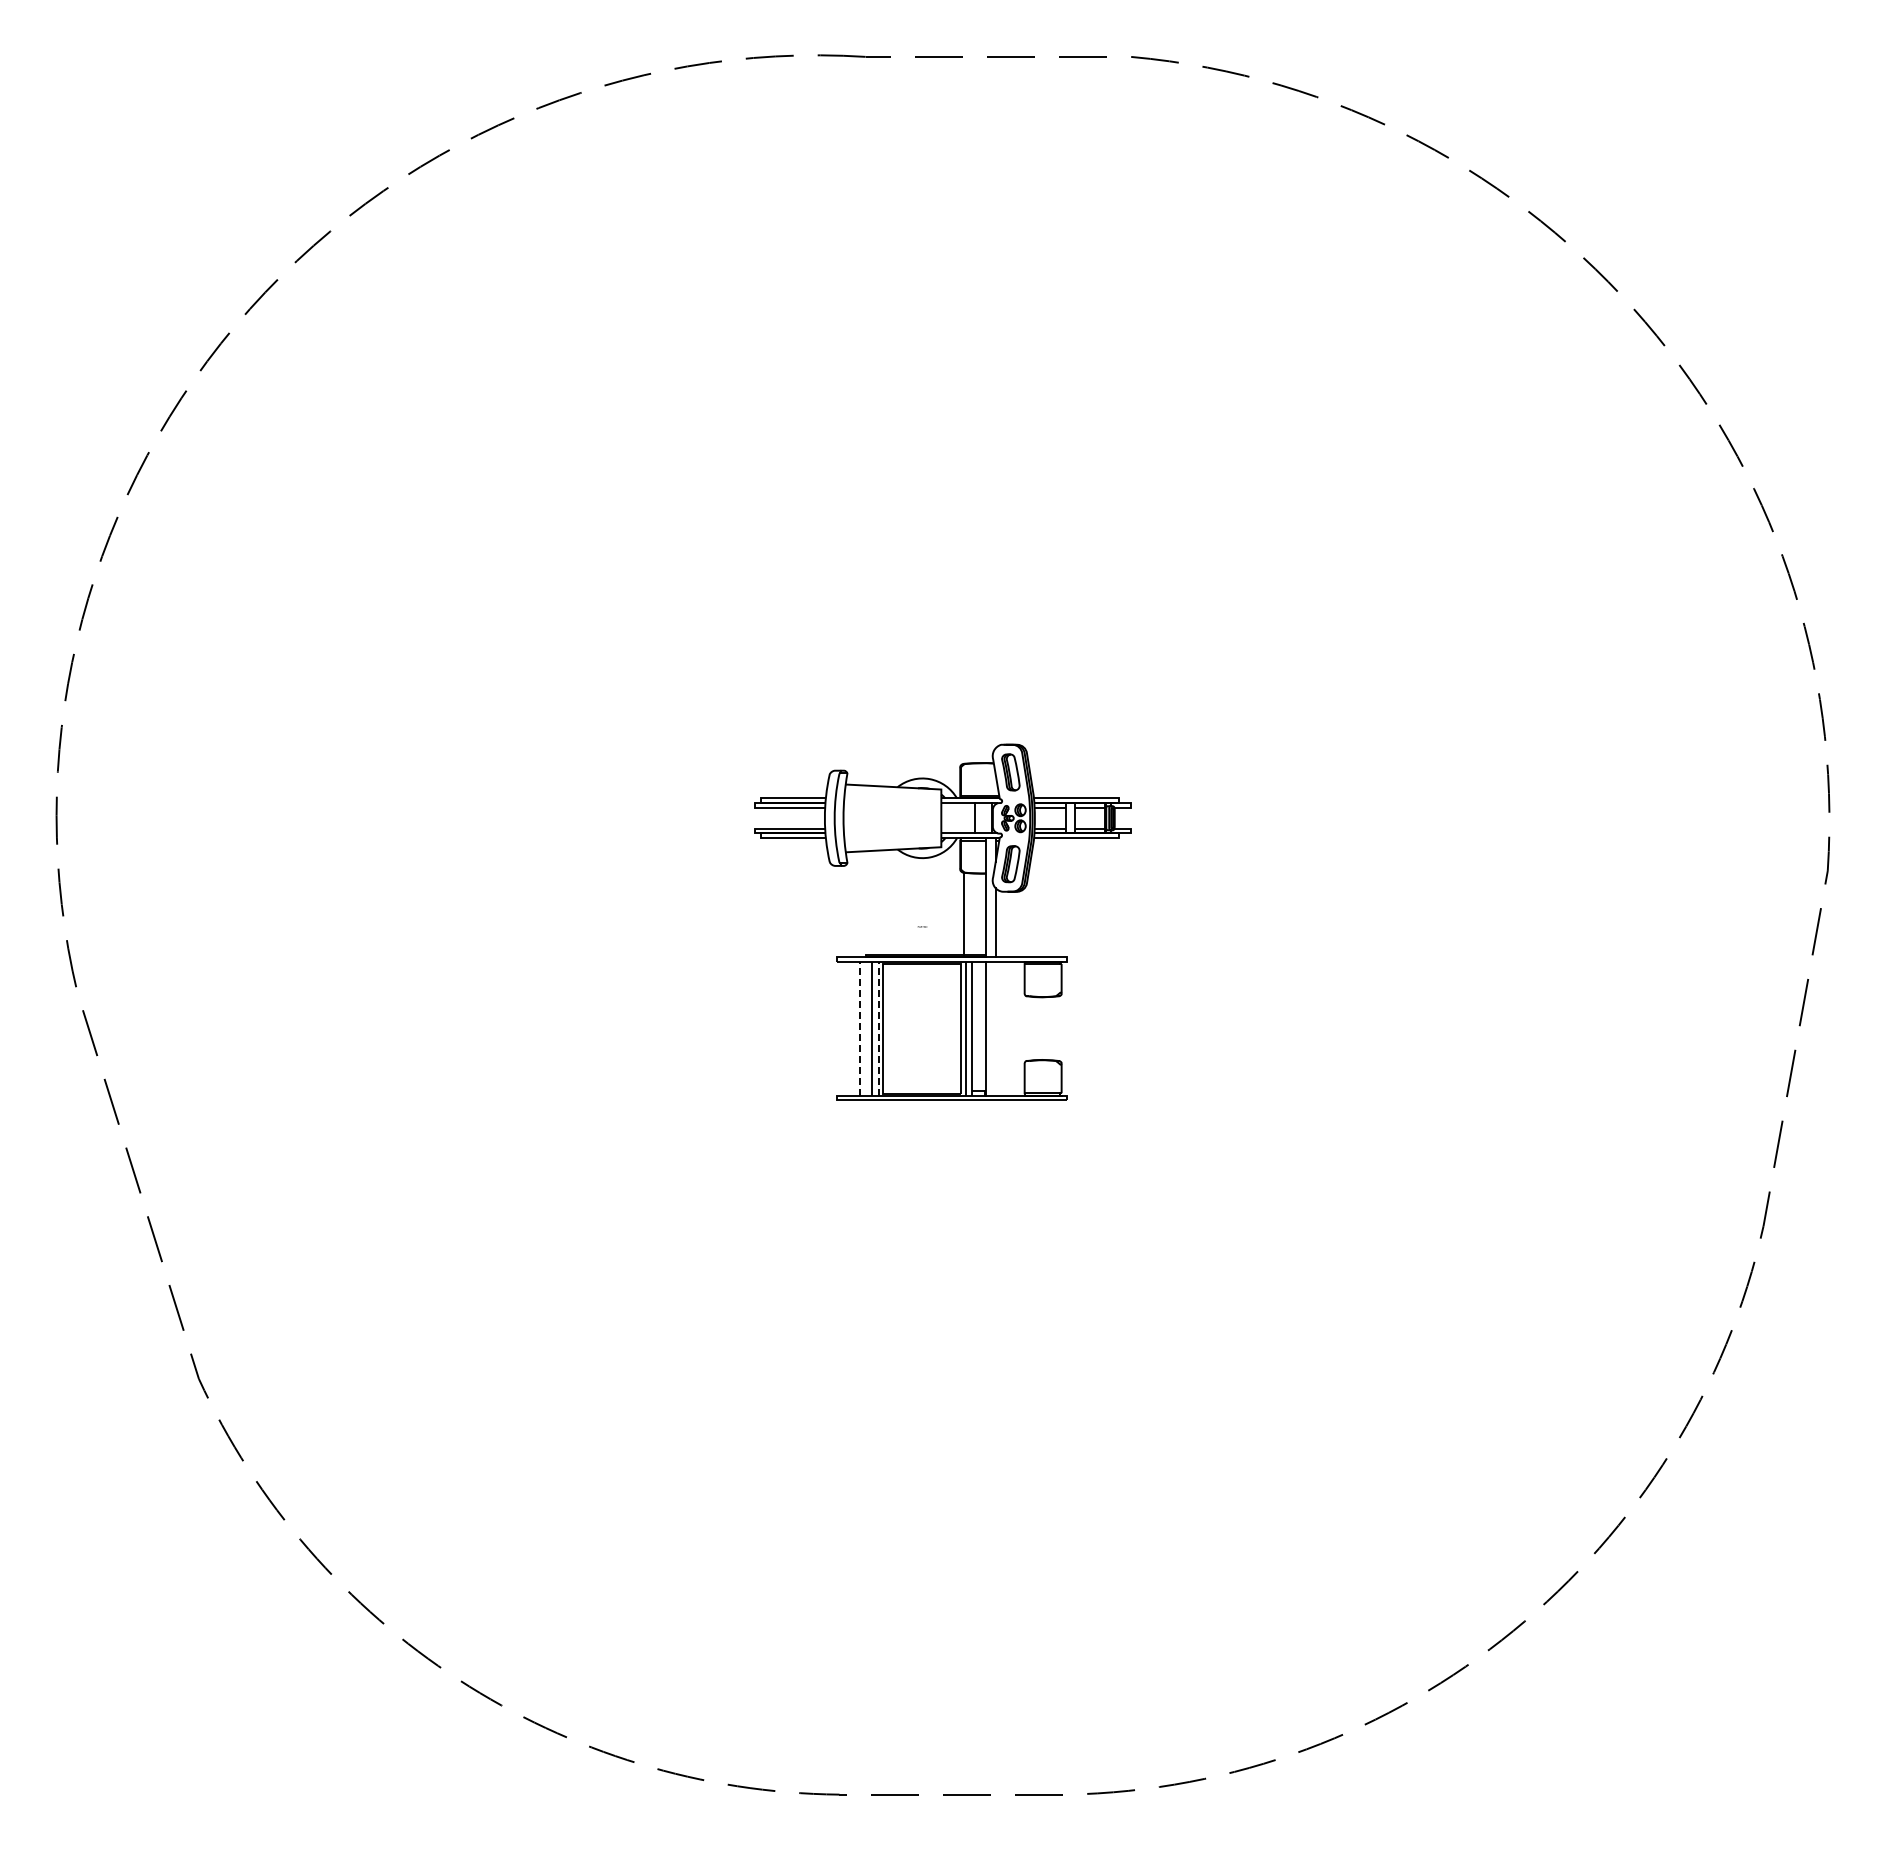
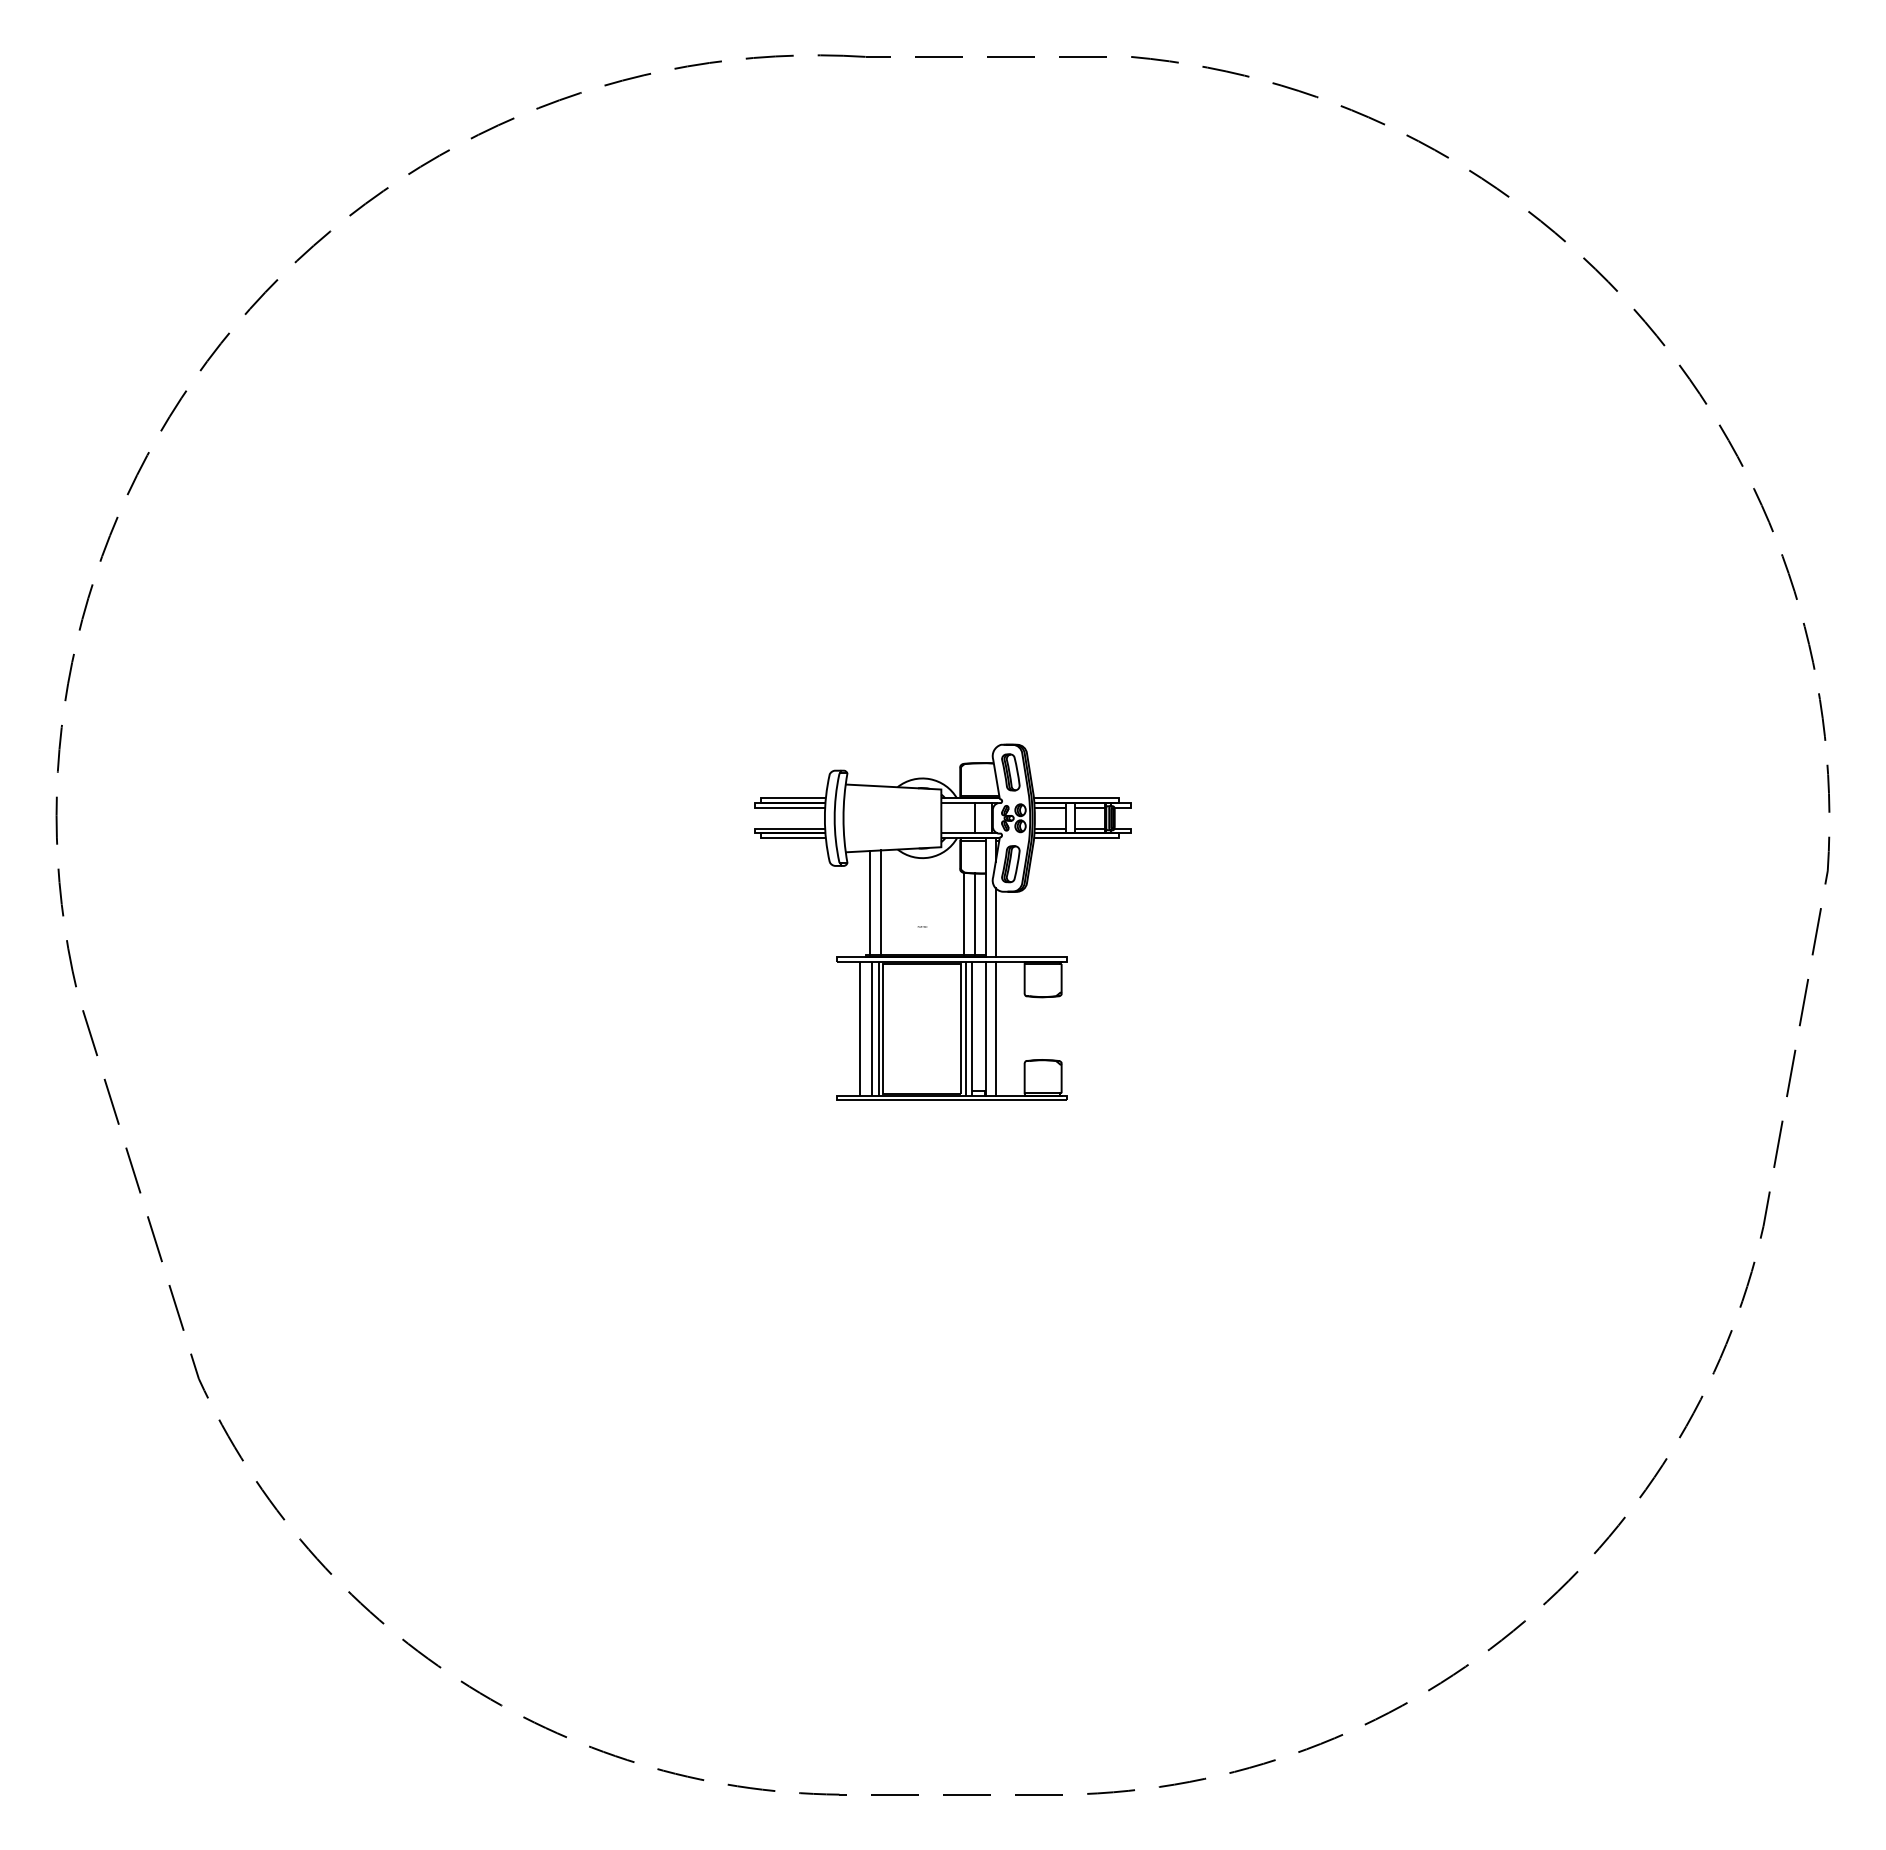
line: none -> present (881, 902)
line: none -> present (869, 903)
line: none -> present (975, 914)
line: dashed -> solid (860, 1028)
line: dashed -> solid (878, 1028)
line: none -> present (995, 1028)
